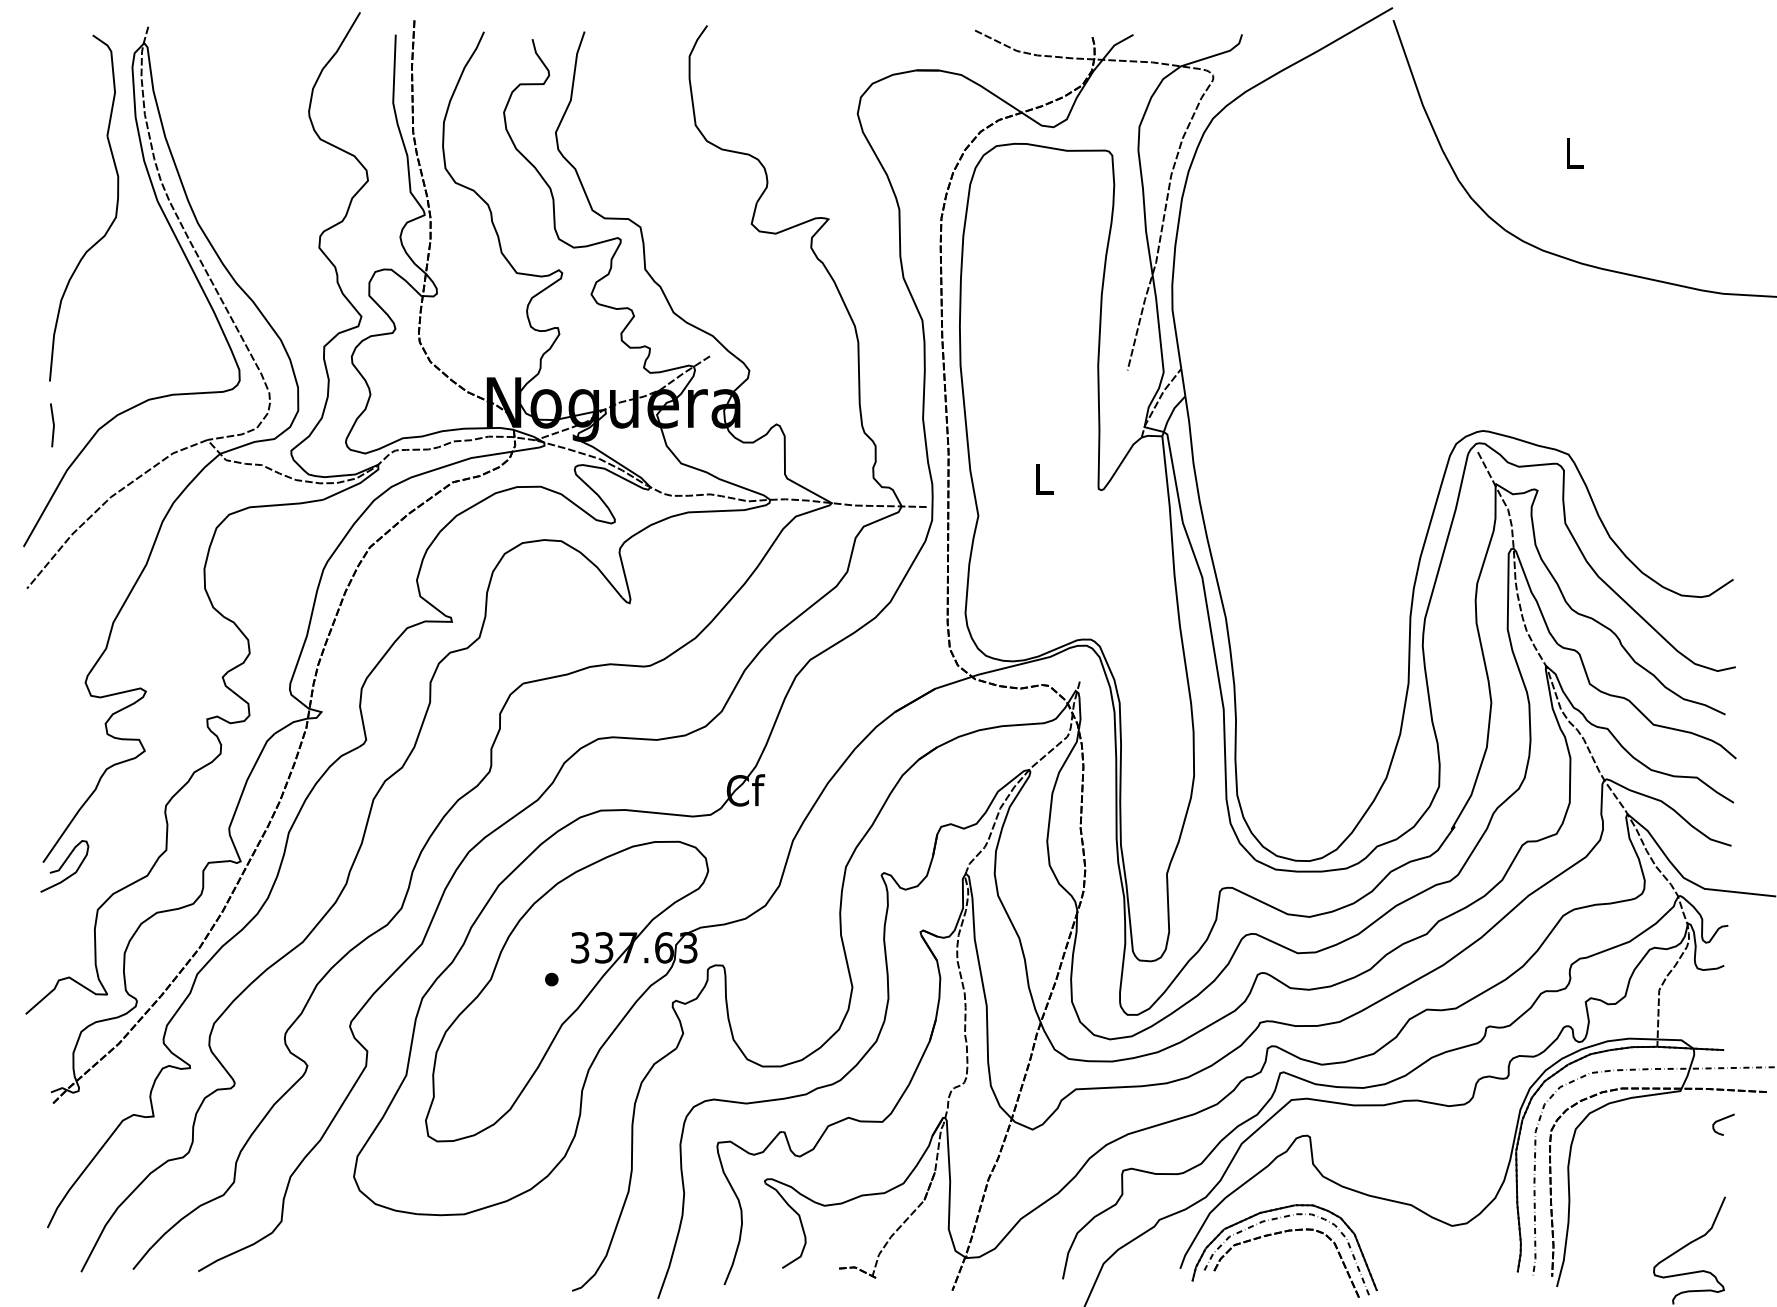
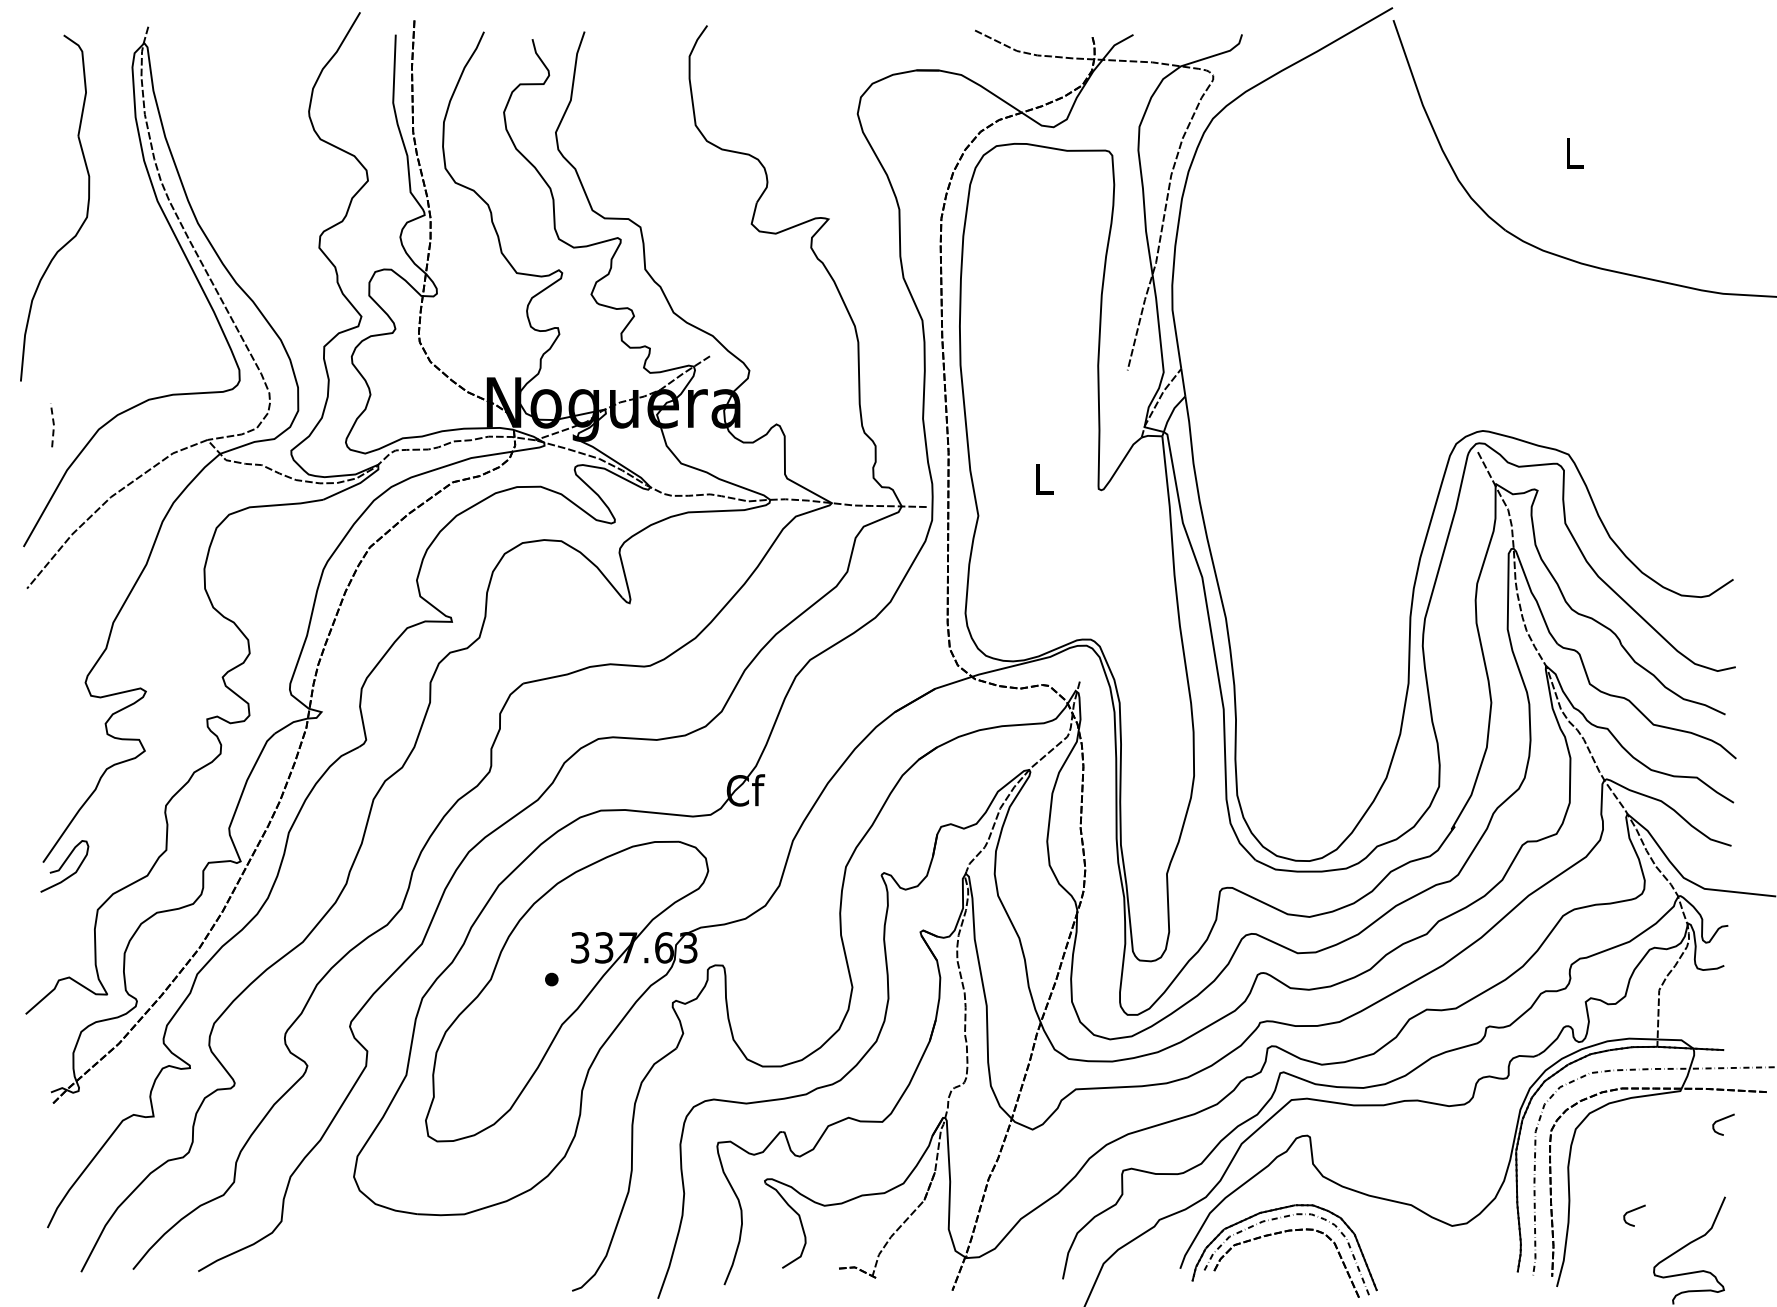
part position: (109, 225) -> (80, 225) (80, 225)
line: solid -> dashed (54, 425)
curve: none -> present (1633, 1211)
